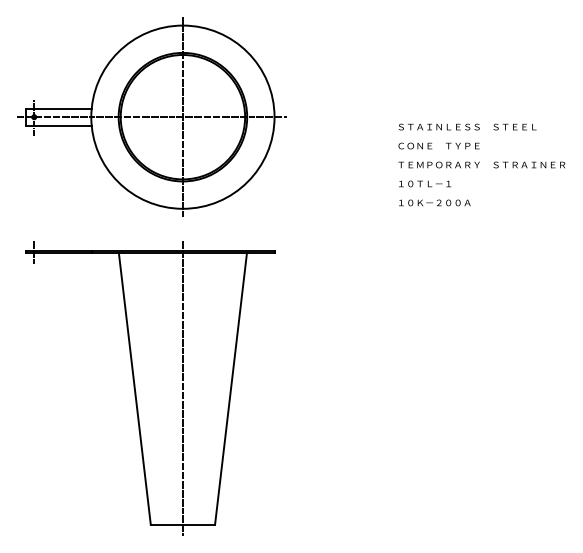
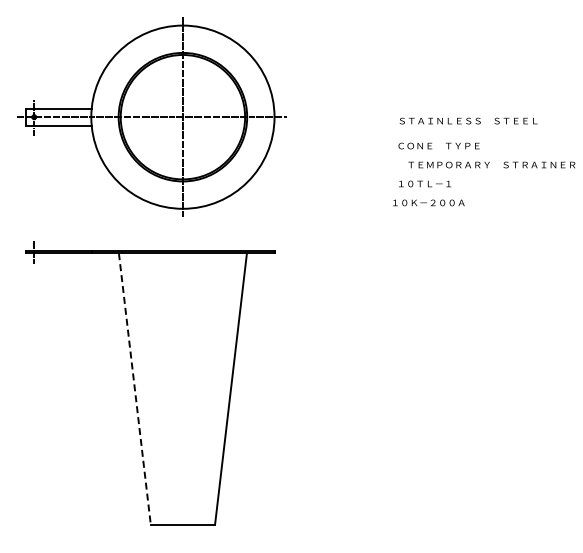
text position: (467, 126) -> (468, 120) (468, 120)
text position: (481, 164) -> (491, 164) (491, 164)
text position: (434, 202) -> (428, 202) (428, 202)
line: solid -> dashed (134, 388)
line: present -> none (182, 388)
